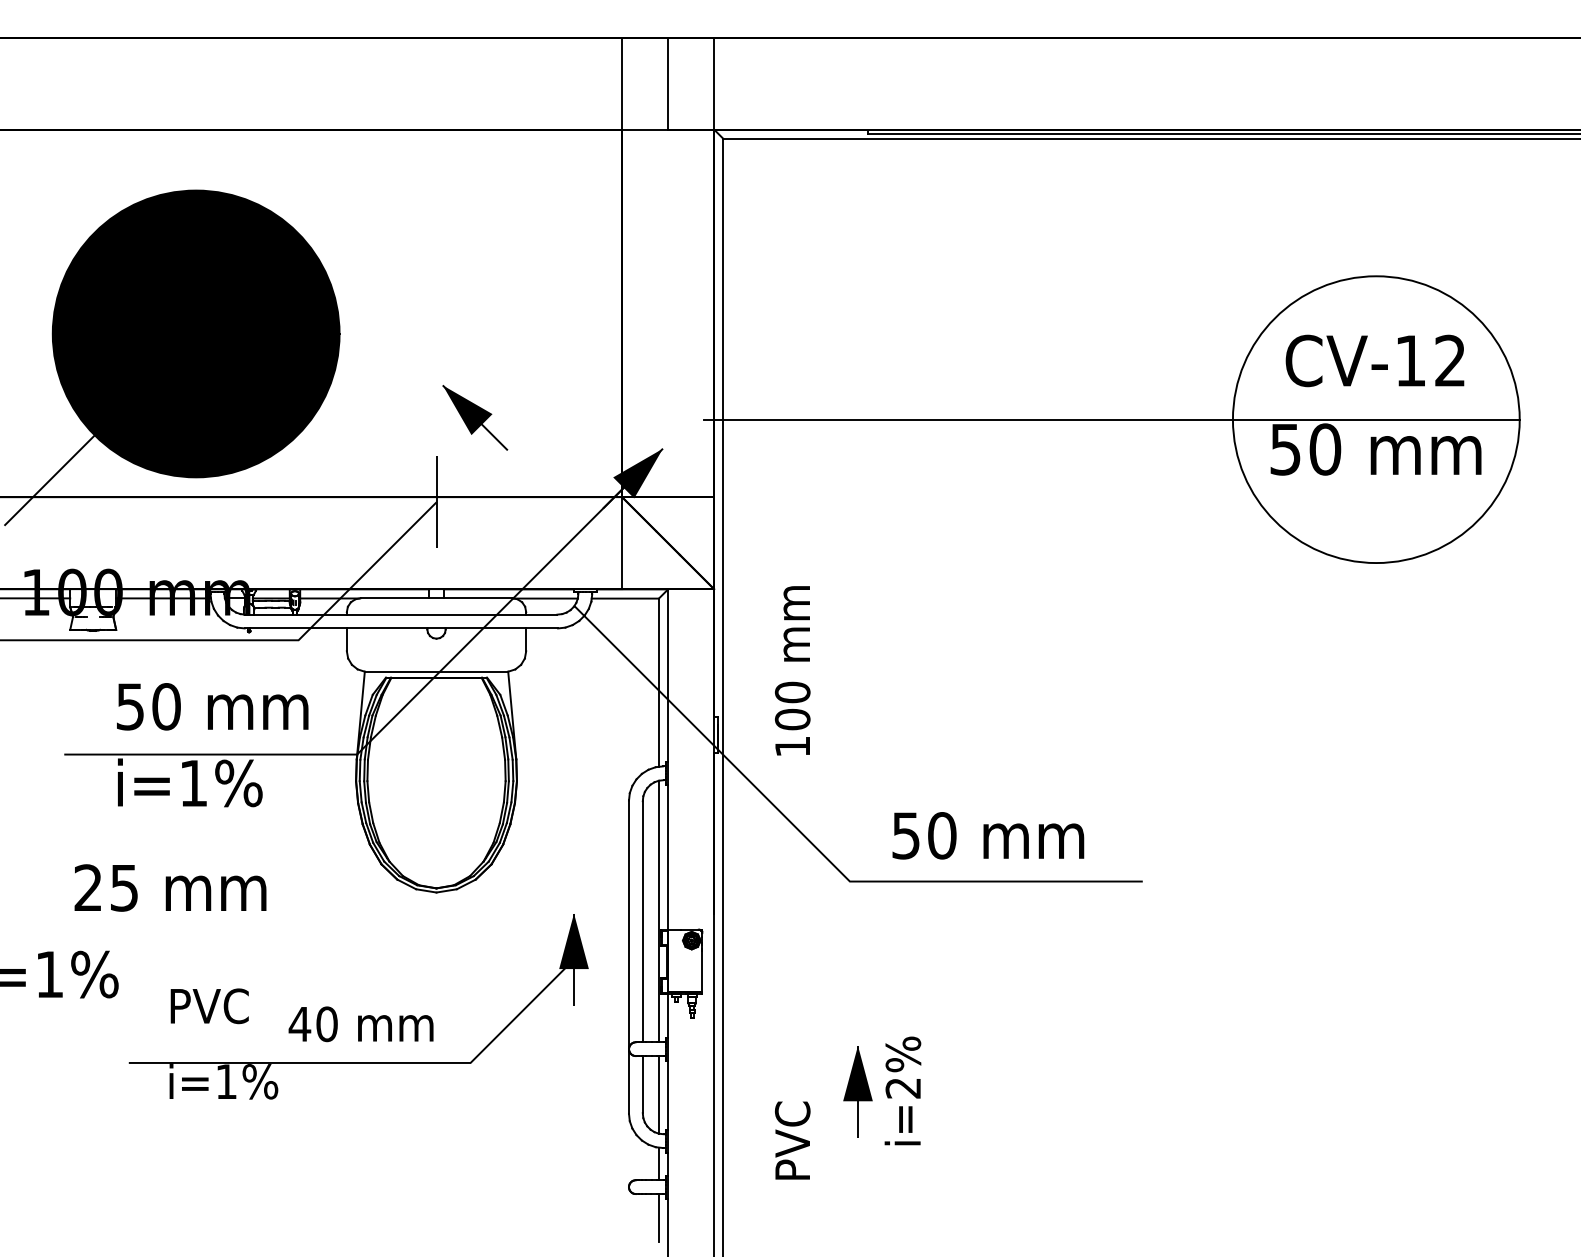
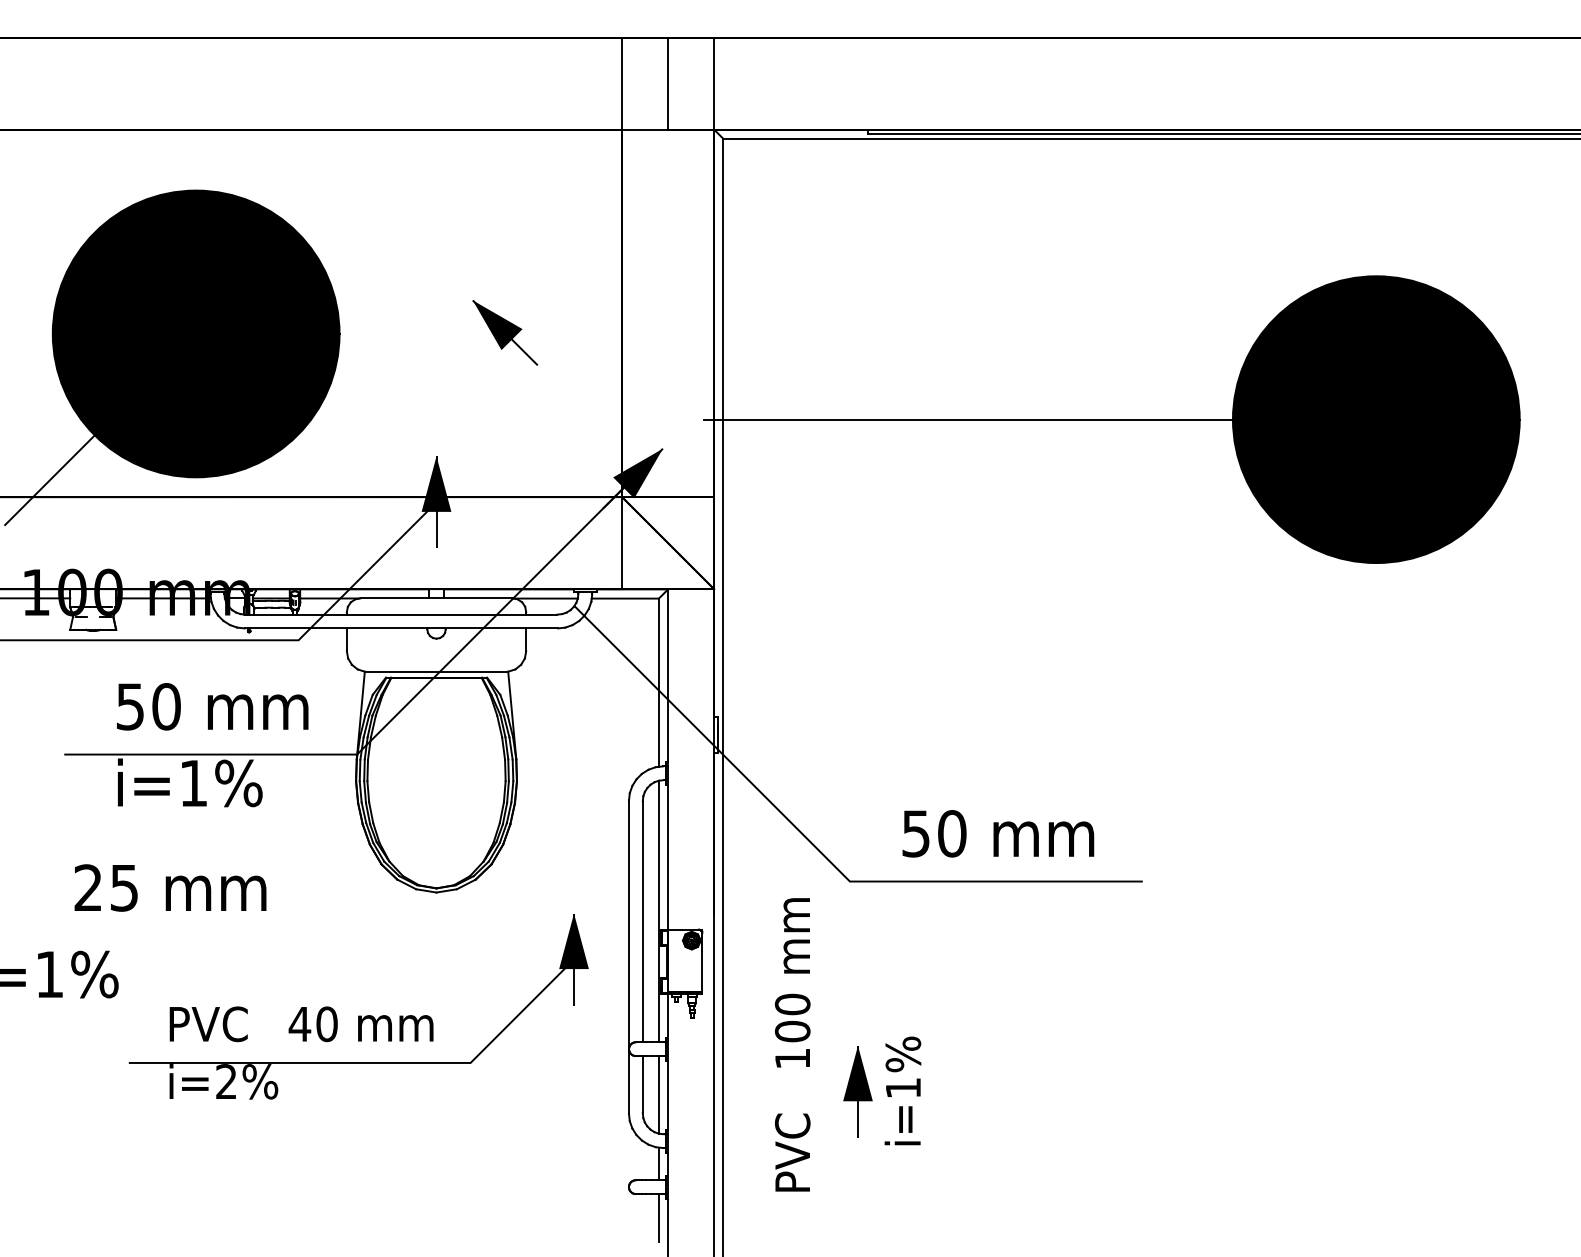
part position: (475, 417) -> (505, 332) (505, 332)
fill: none -> present (1375, 419)
fill: none -> present (436, 483)
text position: (792, 670) -> (792, 982) (792, 982)
text position: (988, 835) -> (998, 833) (998, 833)
text position: (209, 1006) -> (208, 1024) (208, 1024)
text: i=1% -> i=2% (226, 1081)
text: i=2% -> i=1% (902, 1088)
text position: (792, 1140) -> (792, 1152) (792, 1152)
